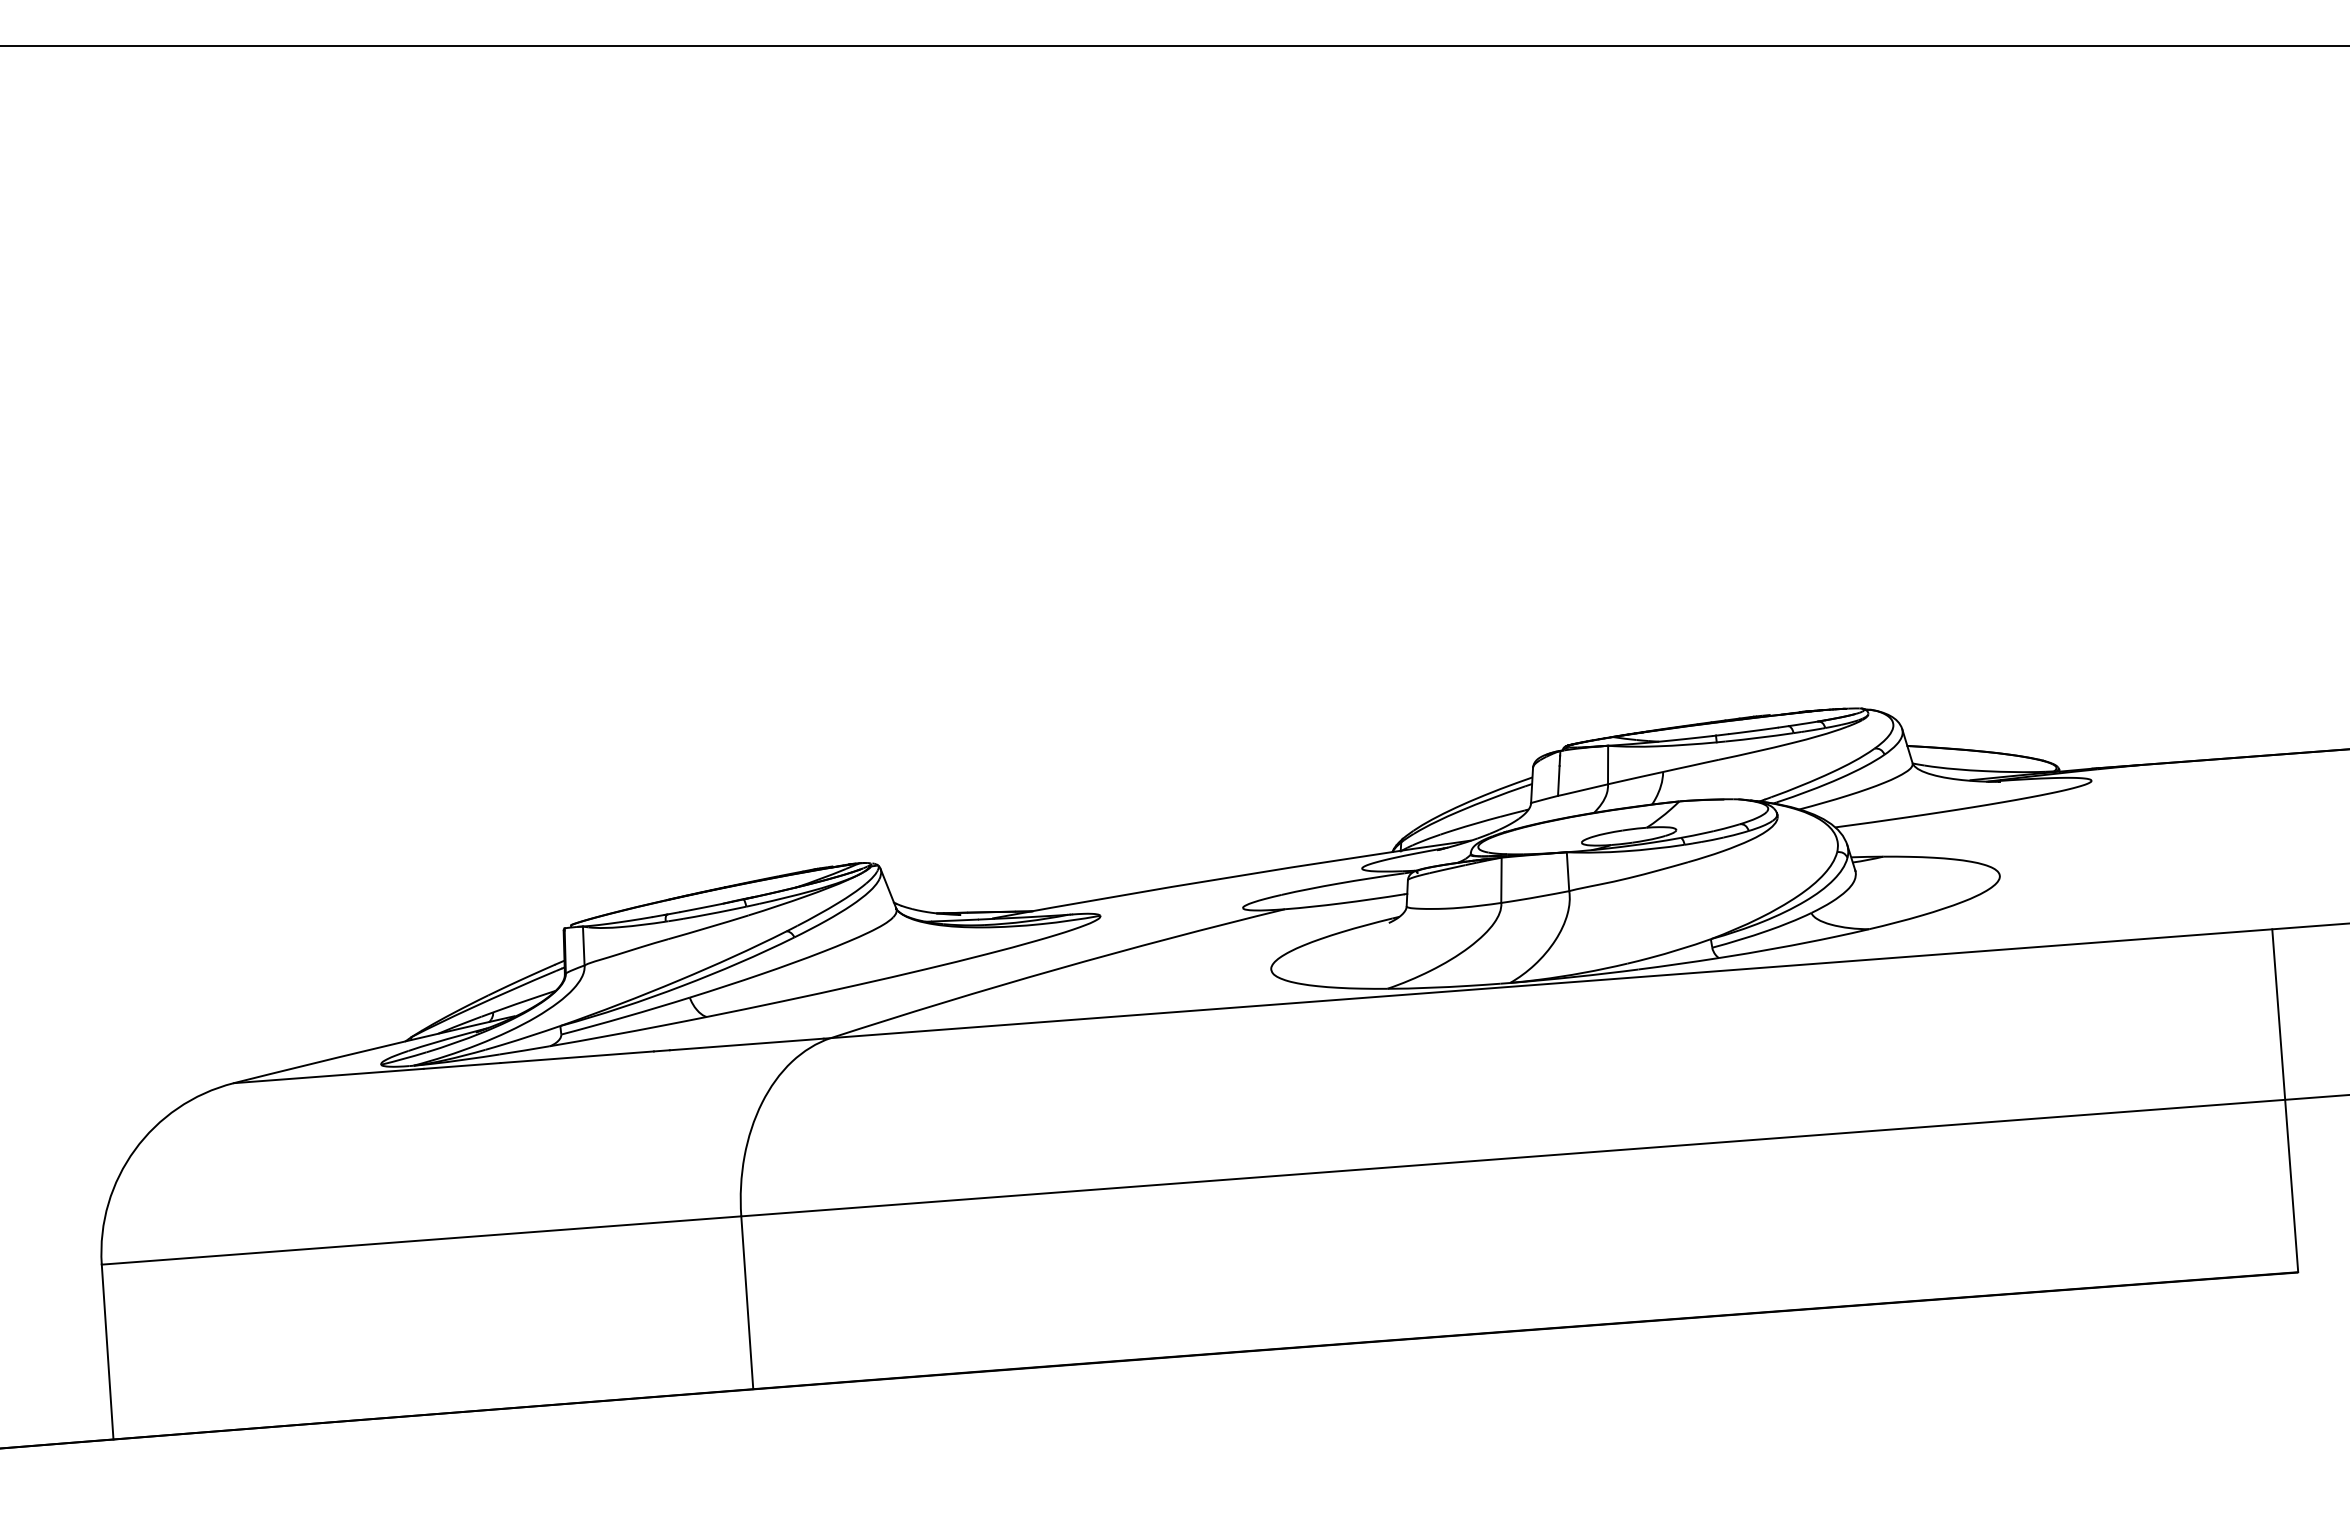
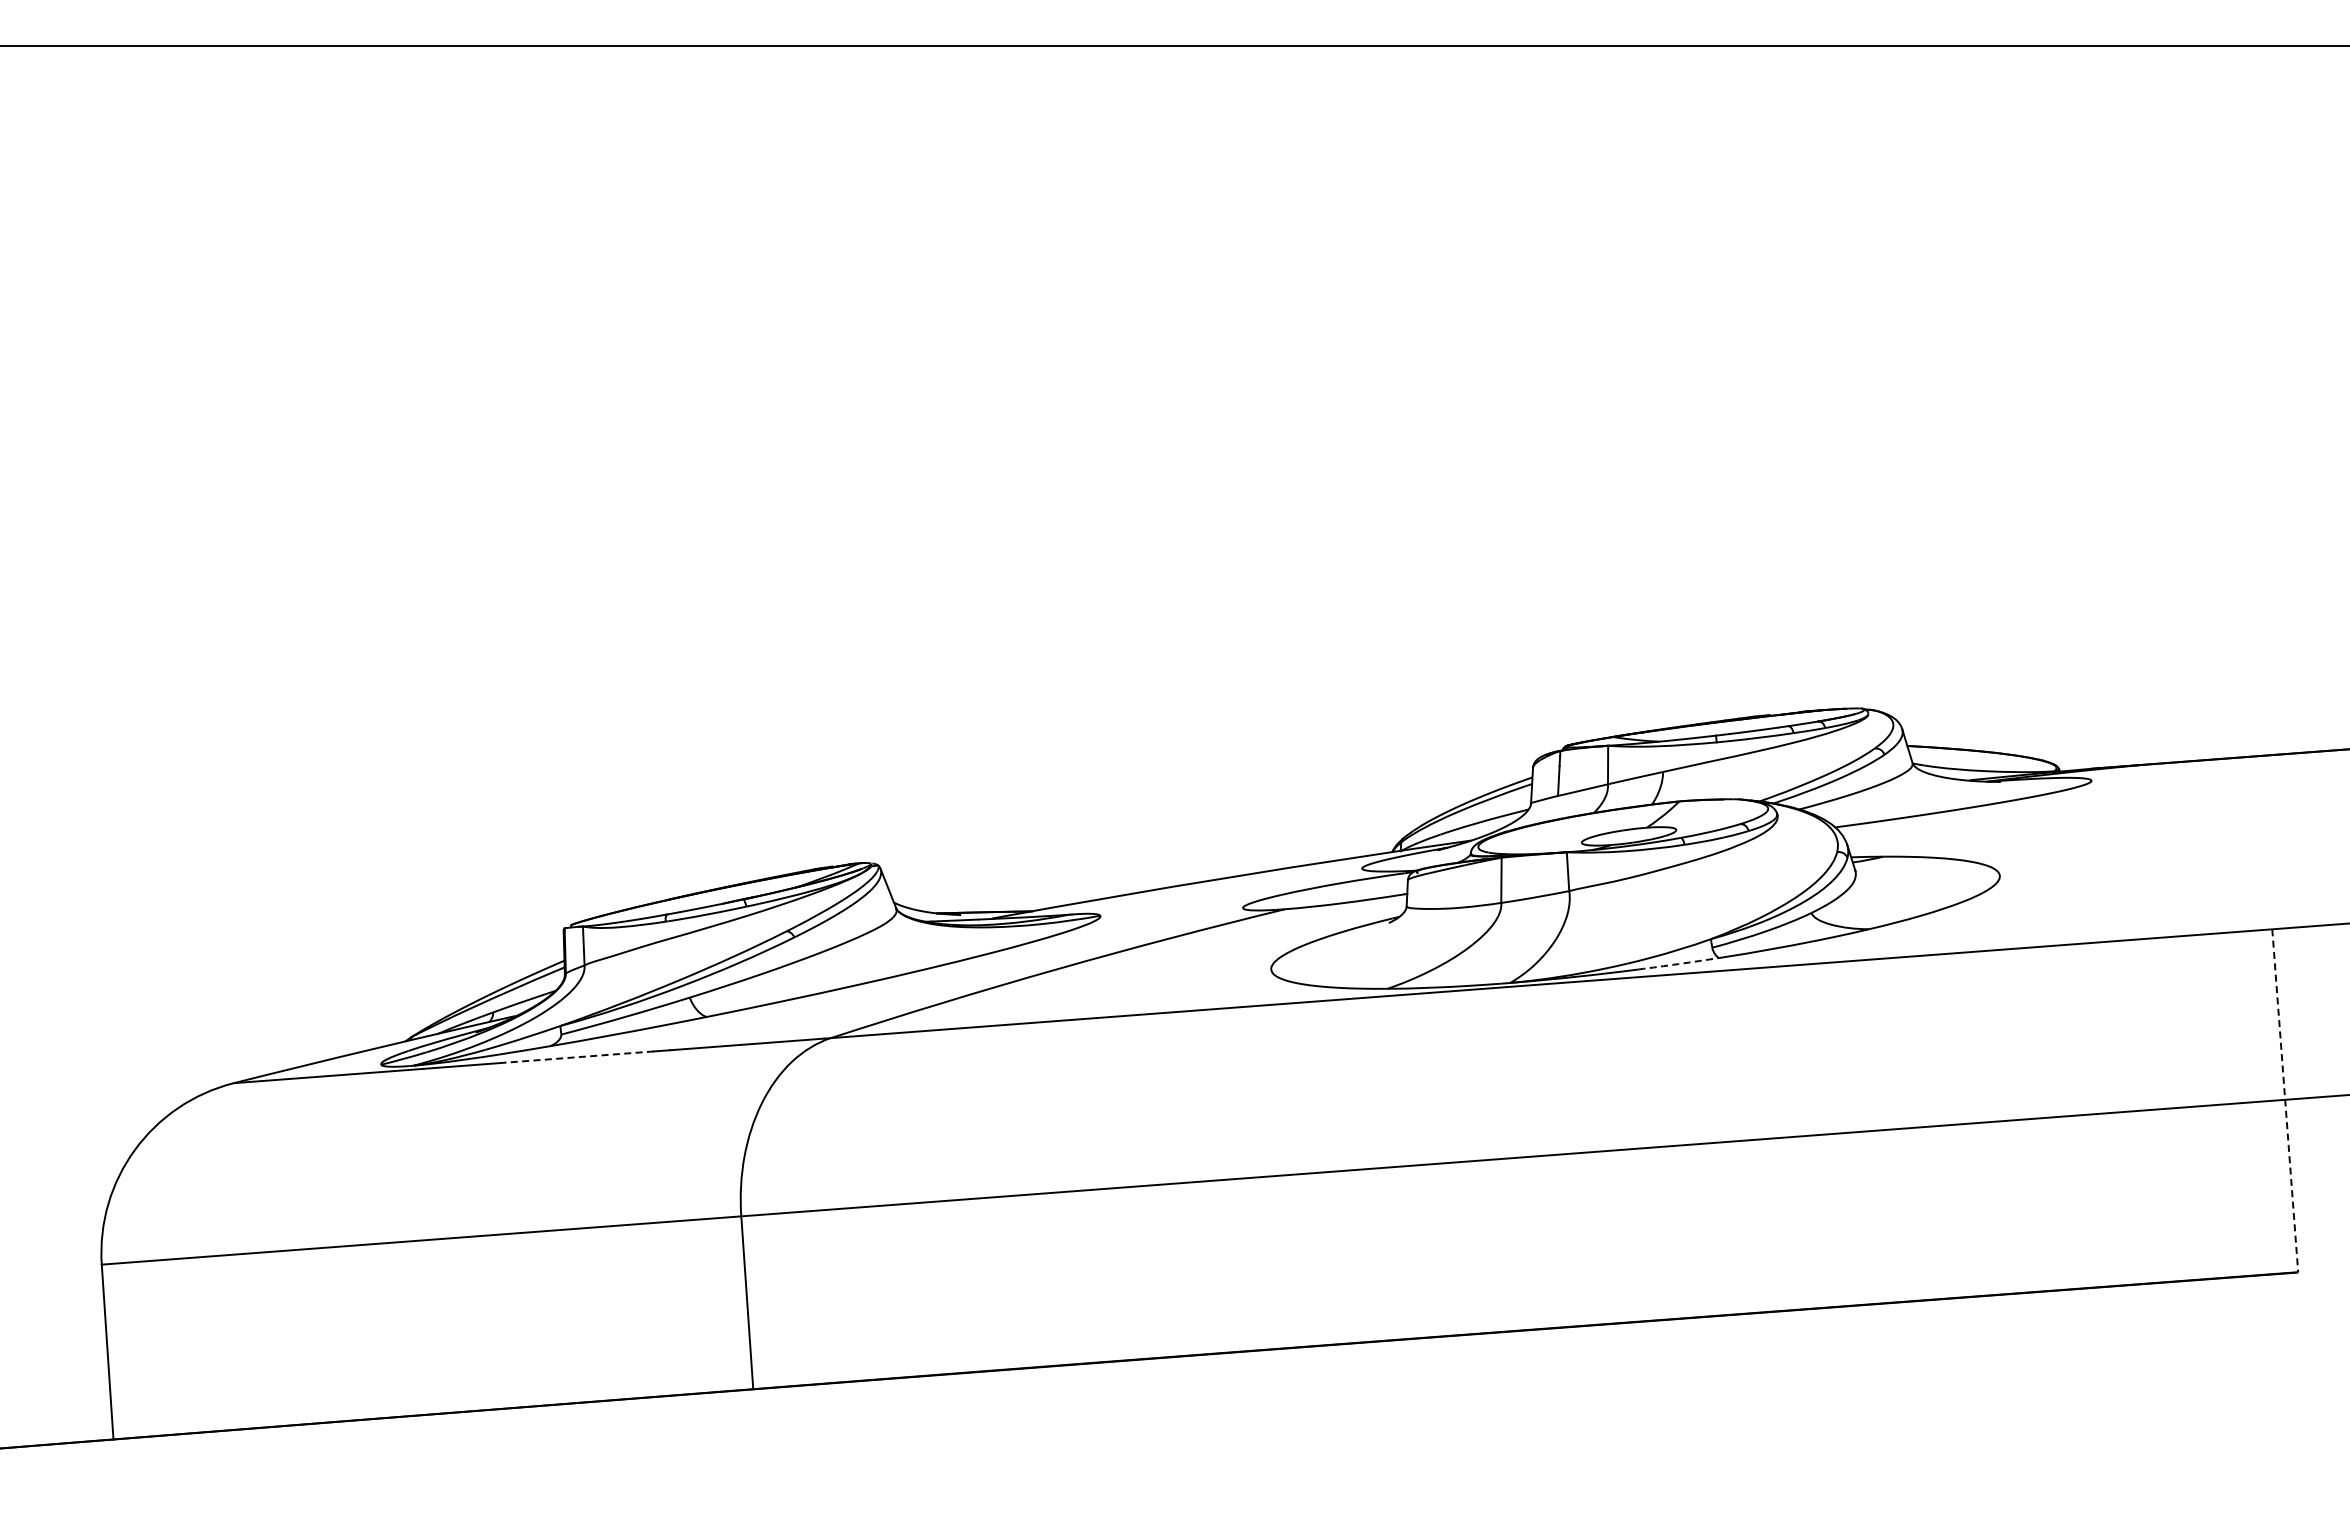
arc: solid -> dashed (1678, 964)
line: solid -> dashed (577, 1057)
line: solid -> dashed (2285, 1100)
